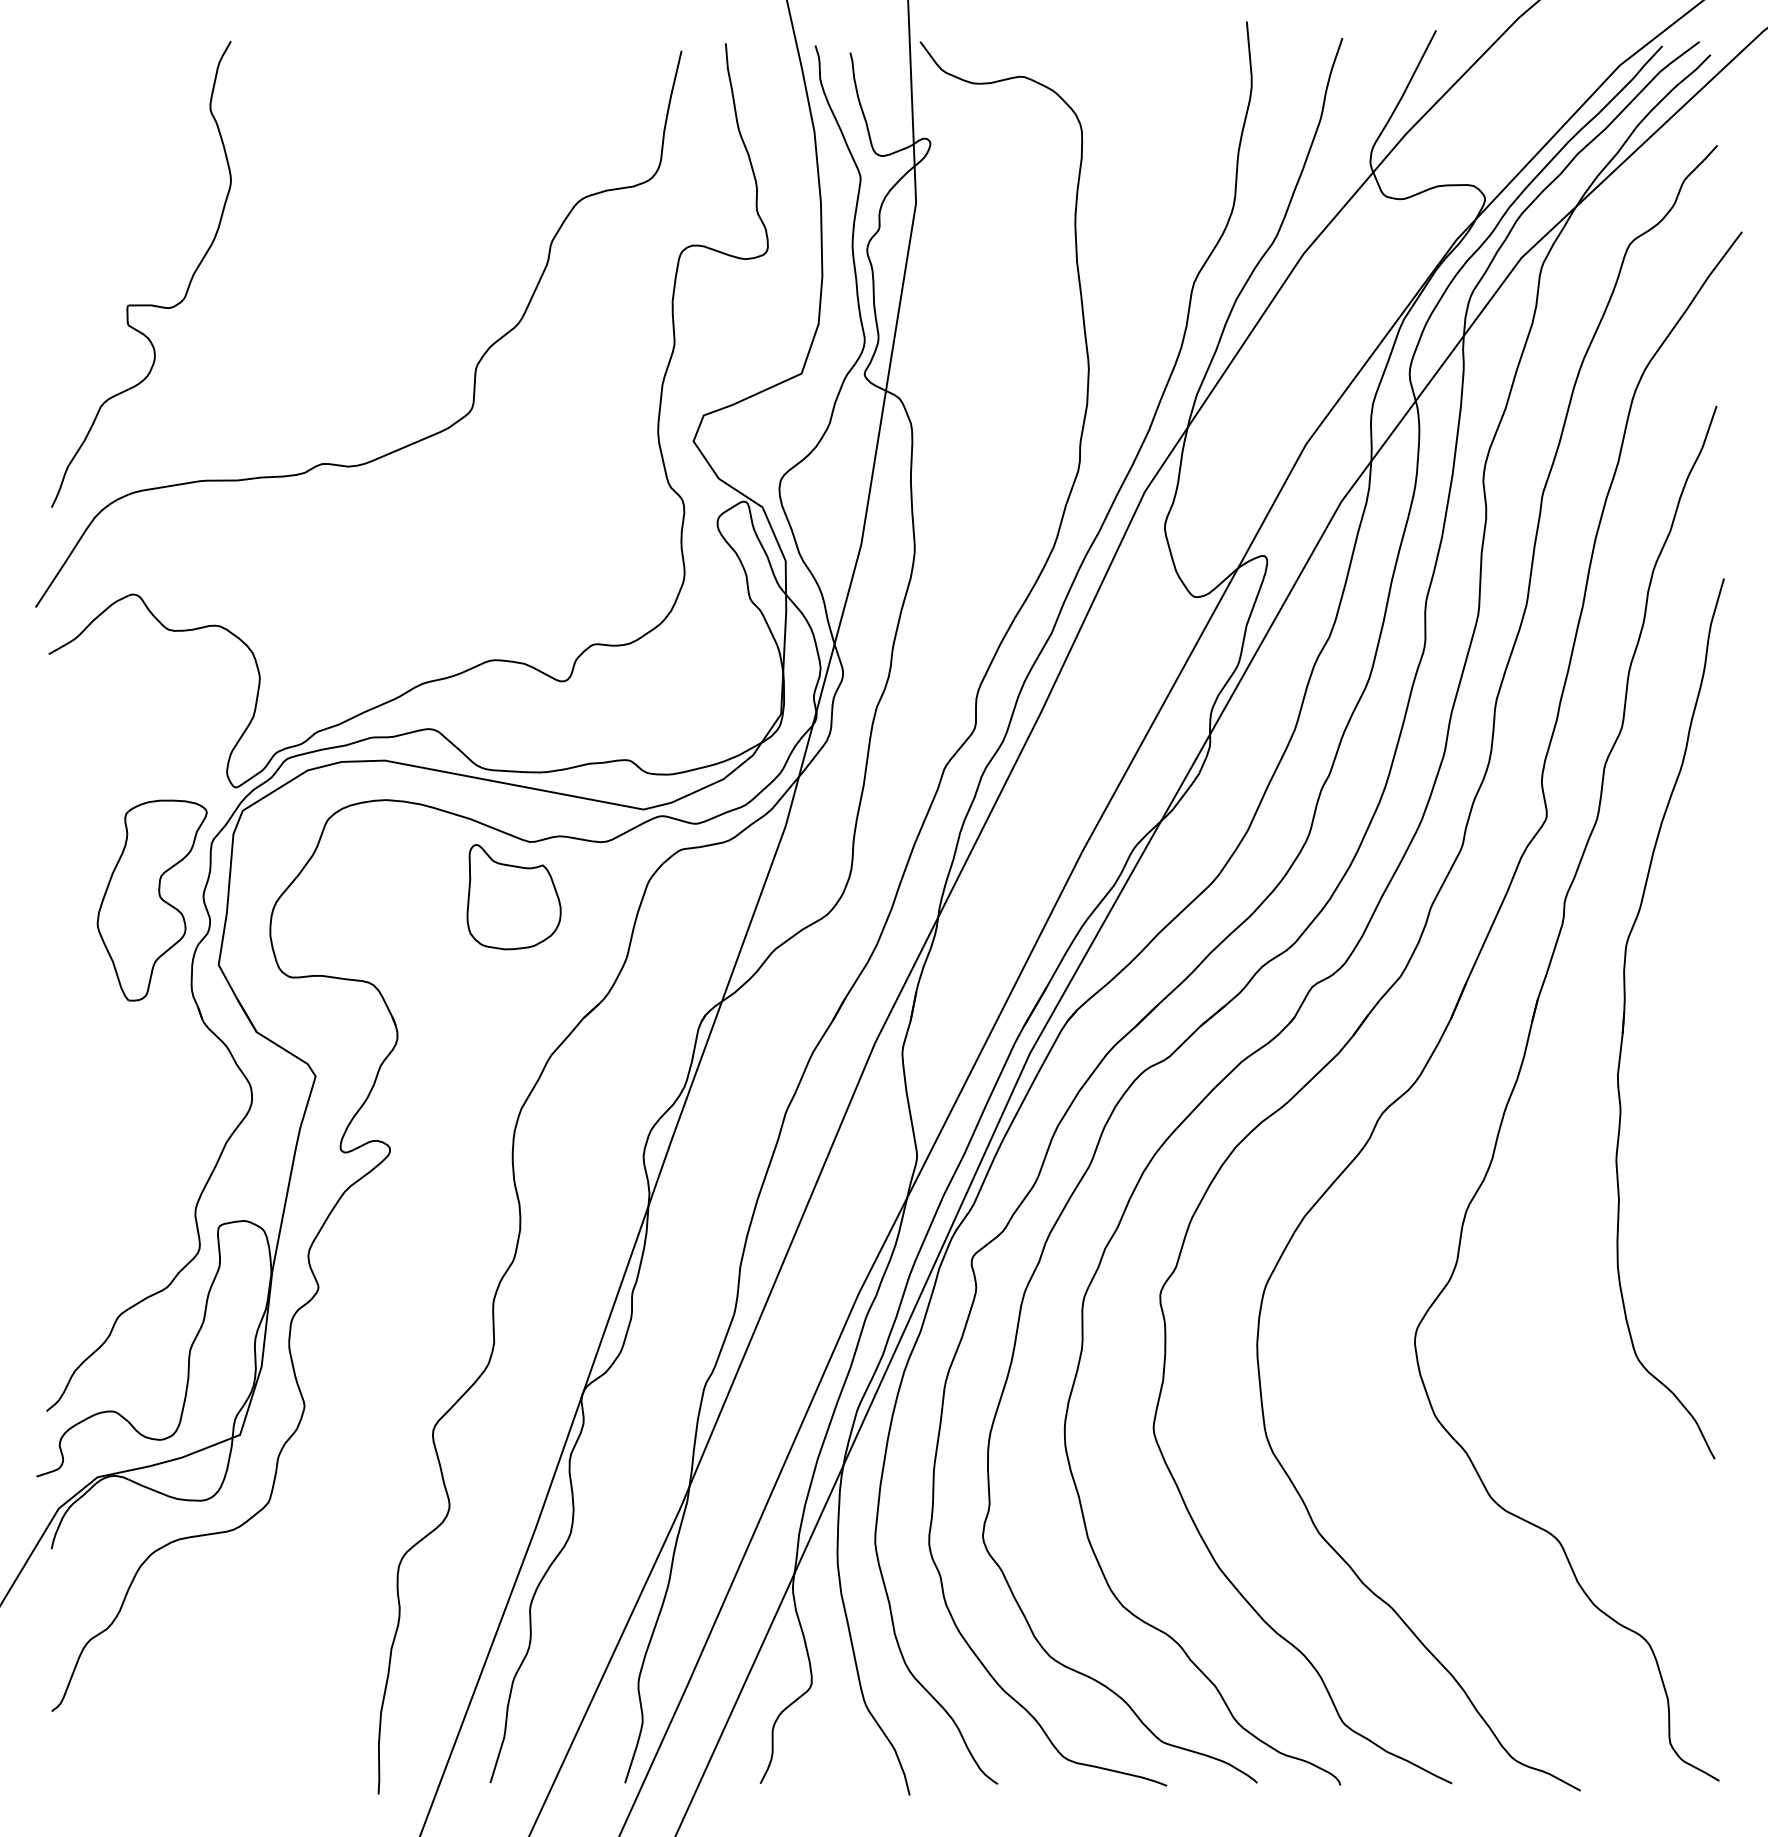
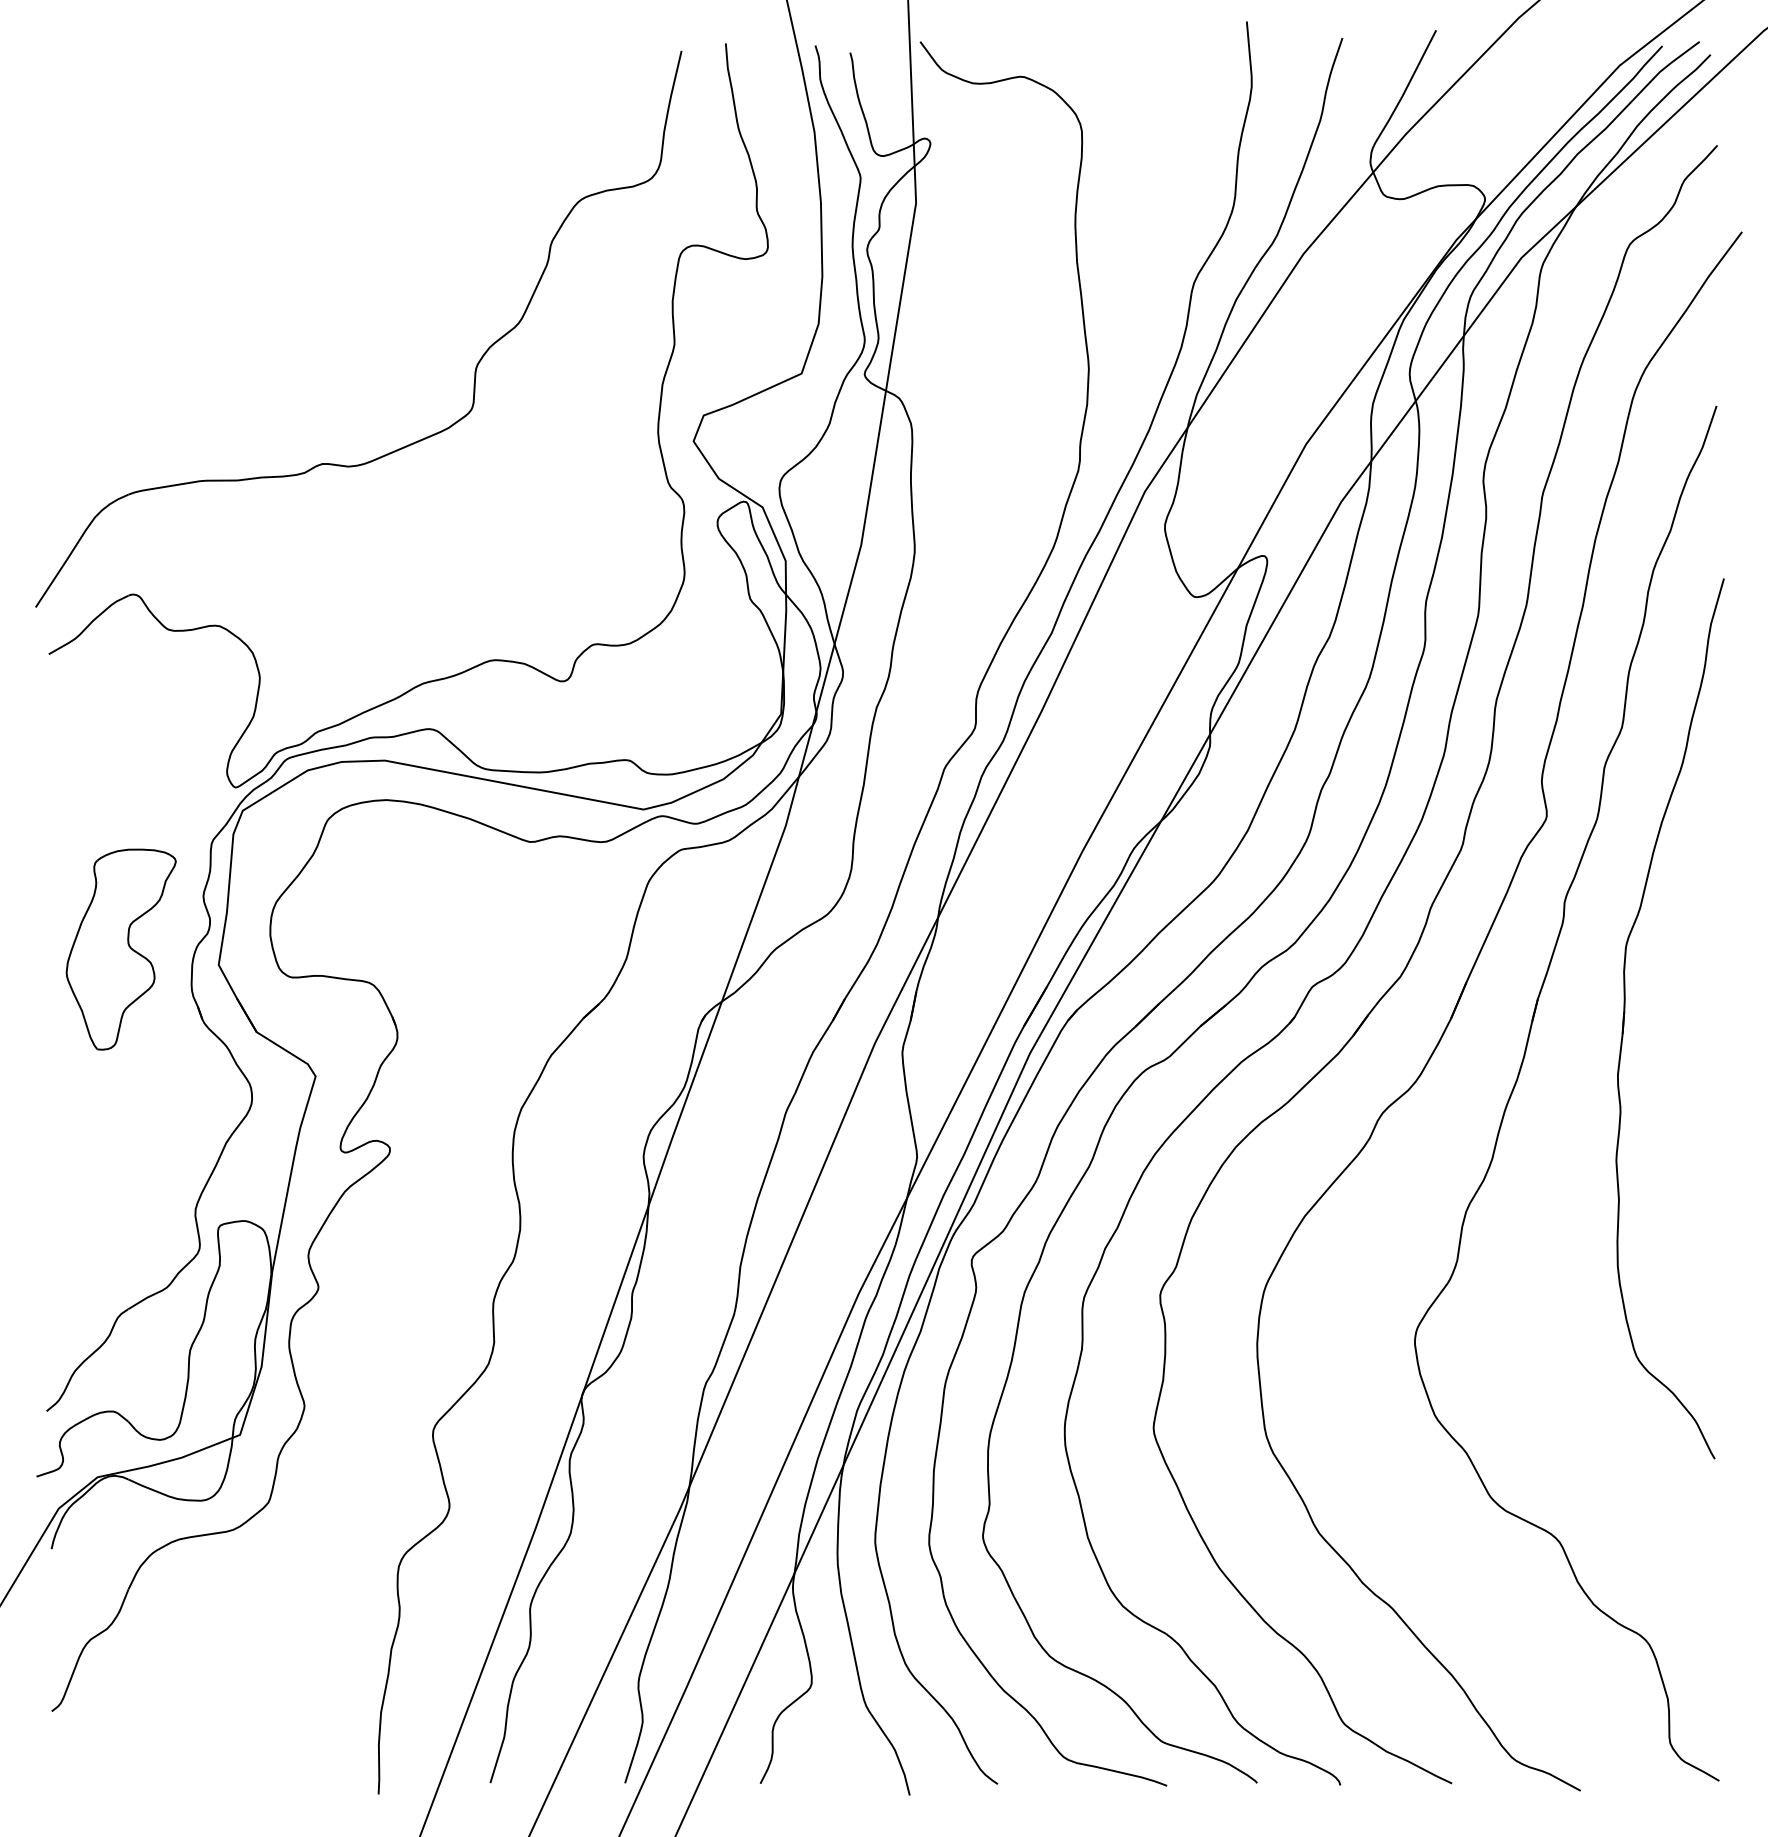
part: present -> none (141, 304)
part: present -> none (513, 897)
part position: (151, 900) -> (120, 949) (120, 949)
